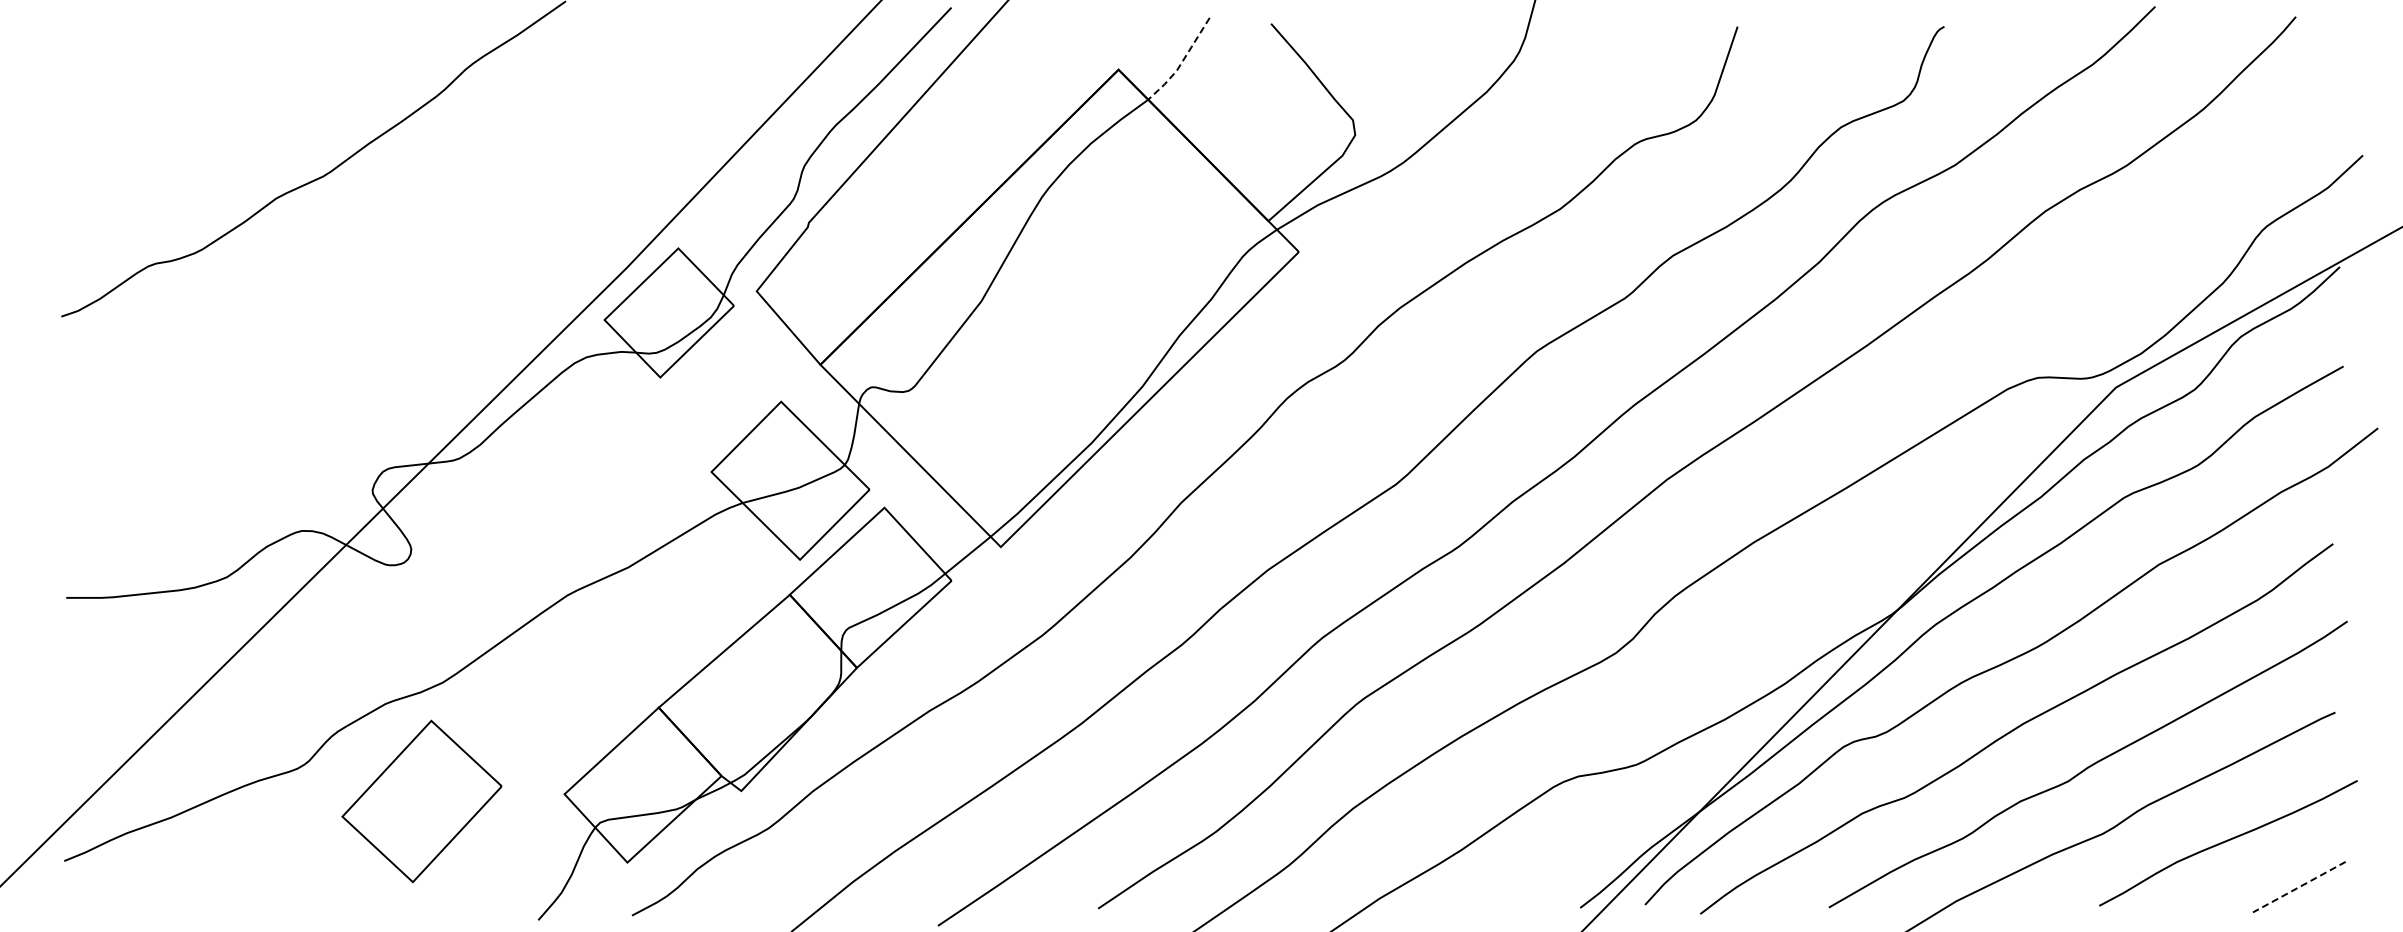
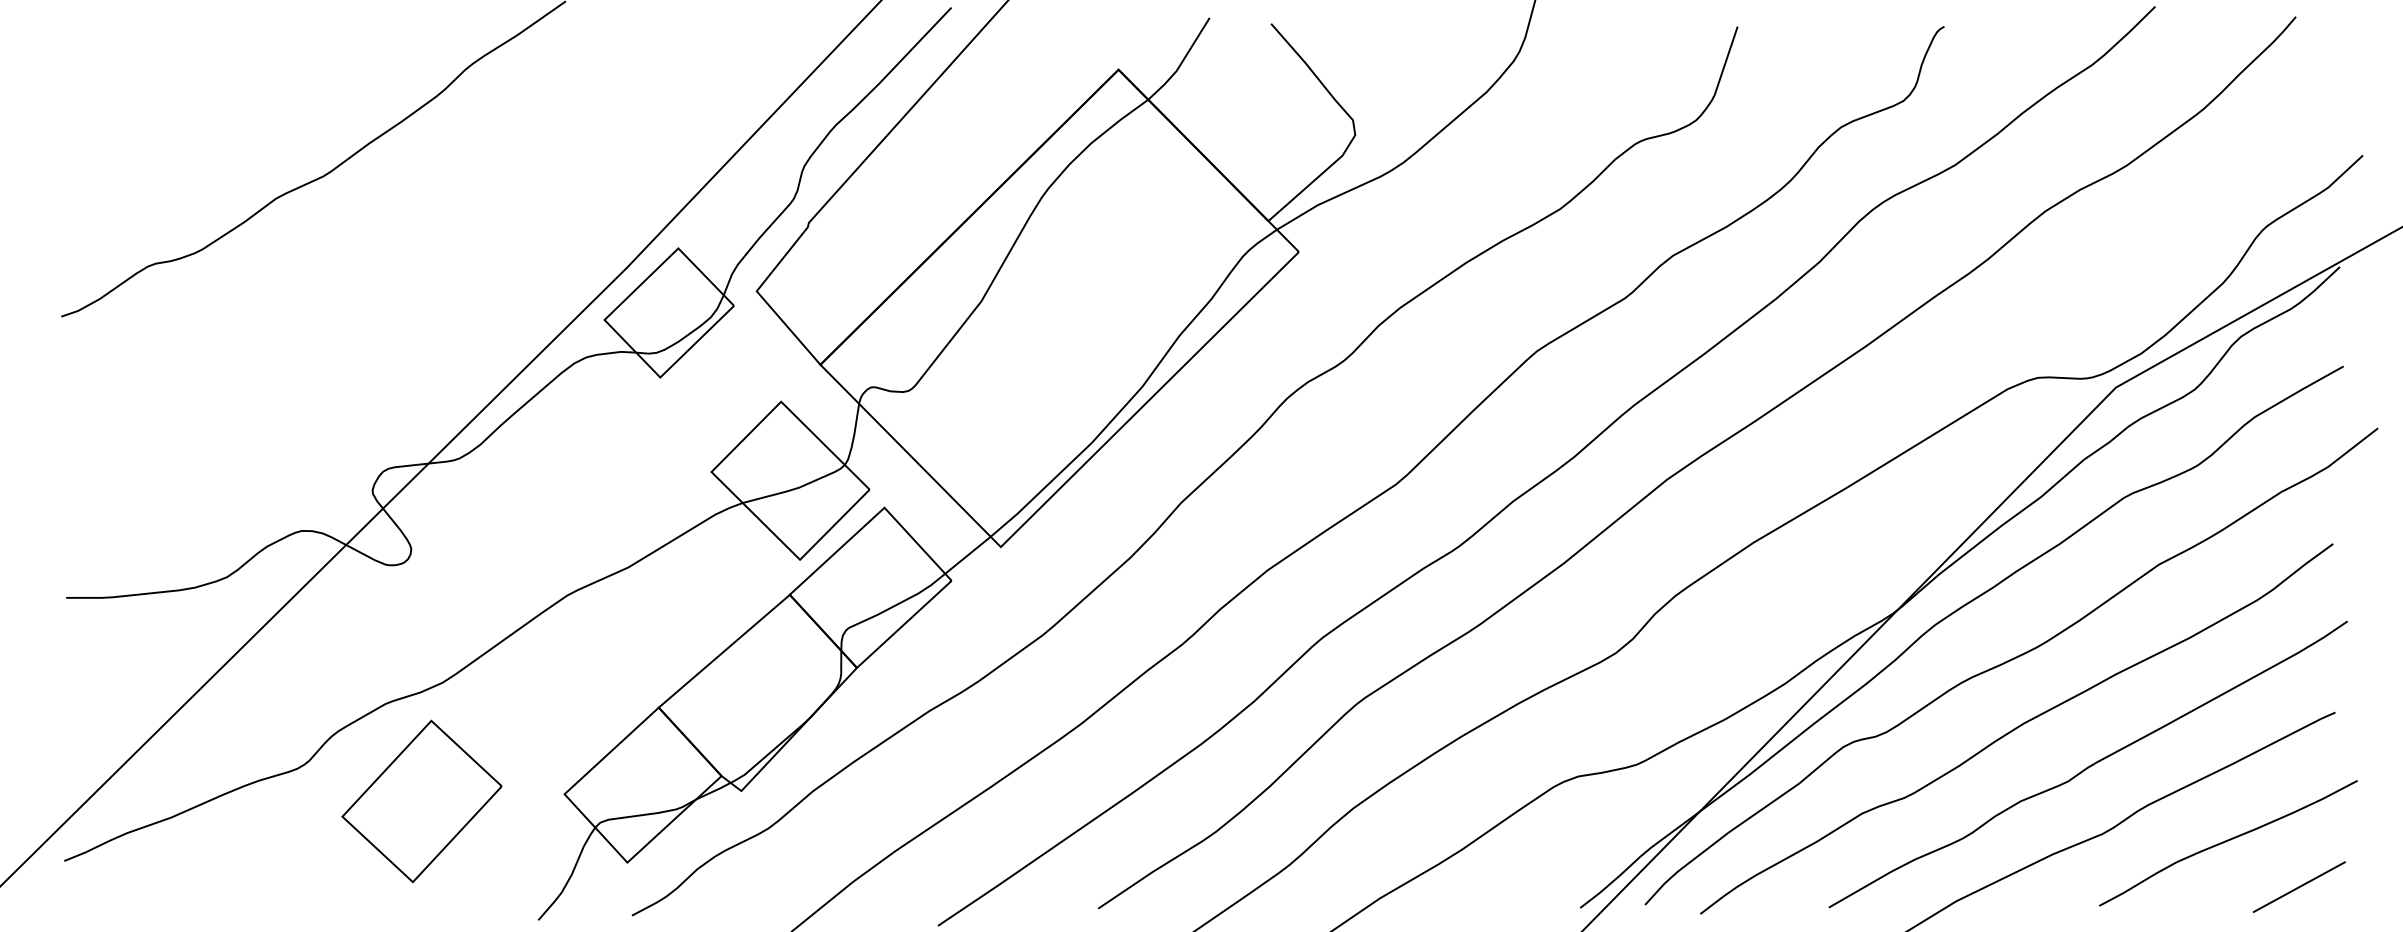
line: dashed -> solid (1181, 63)
line: dashed -> solid (2299, 887)
